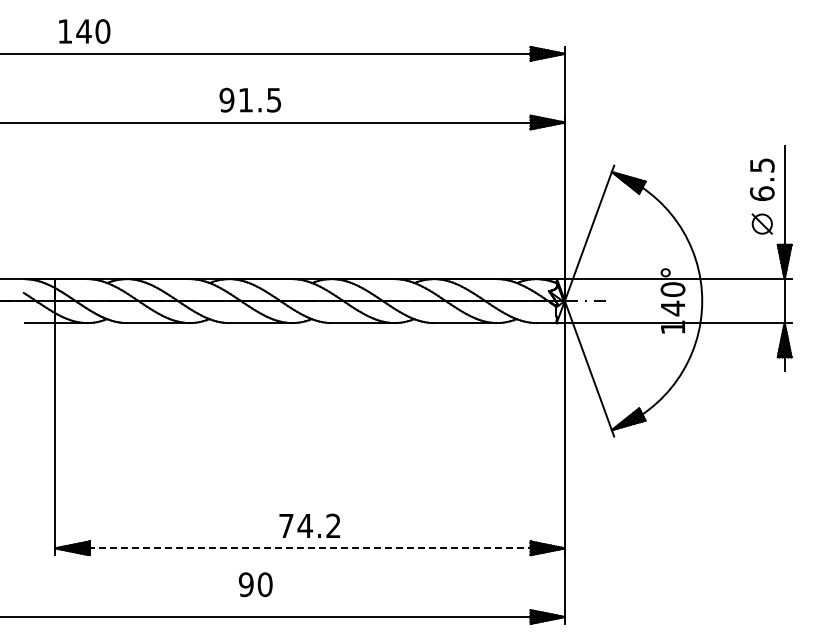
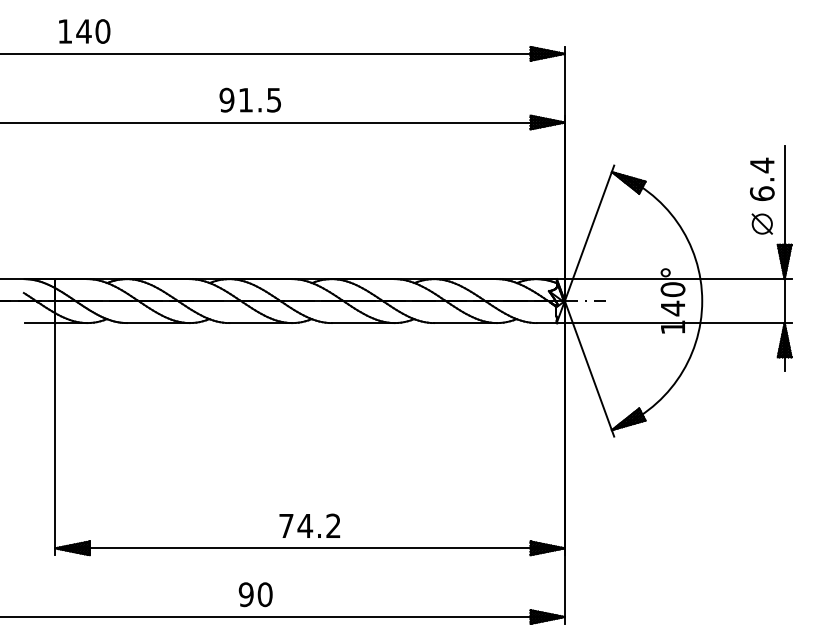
text: 6.5 -> 6.4 (762, 165)
line: dashed -> solid (310, 548)
text position: (255, 584) -> (255, 594) (255, 594)
